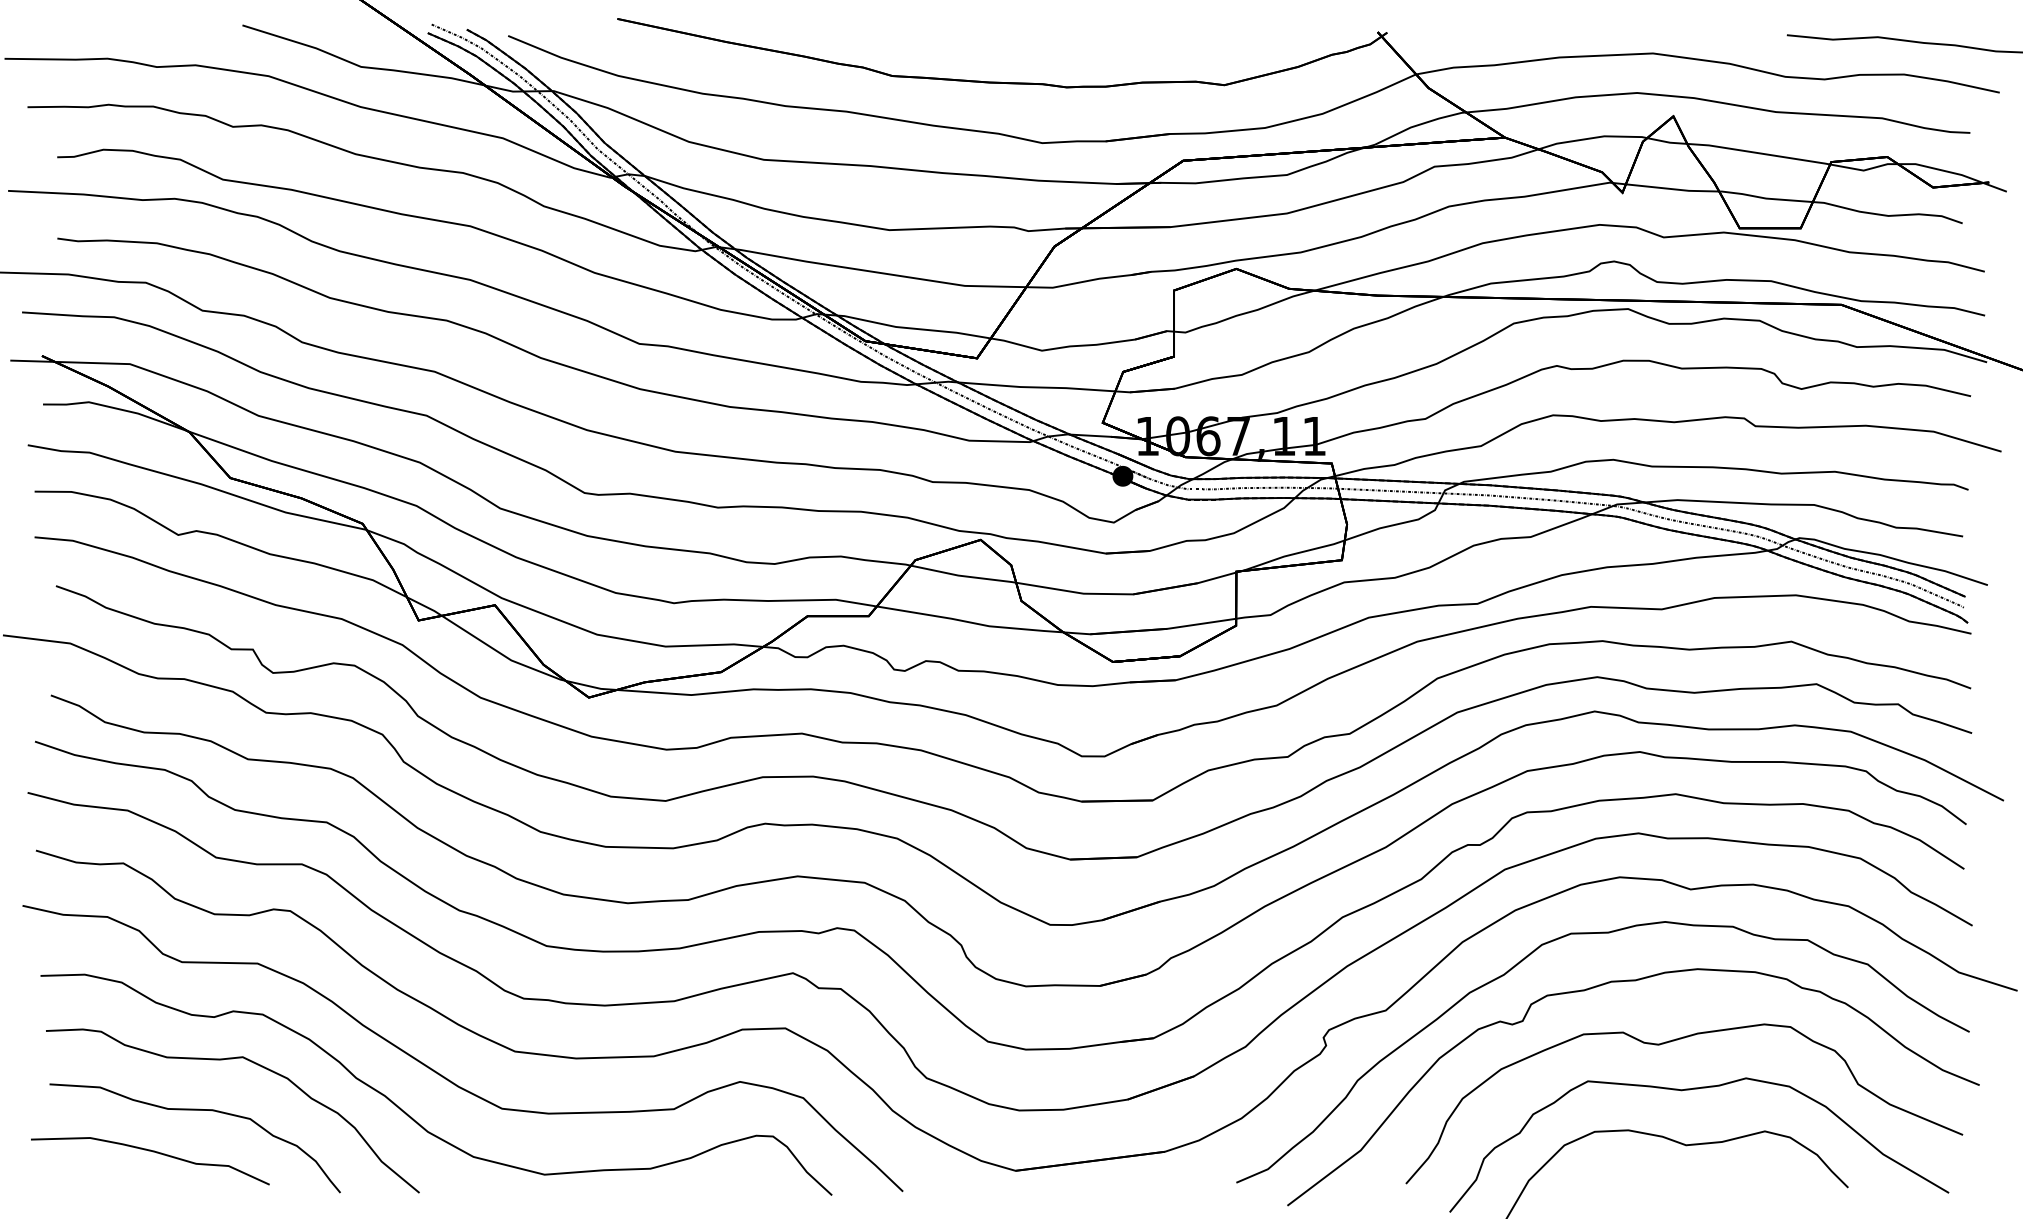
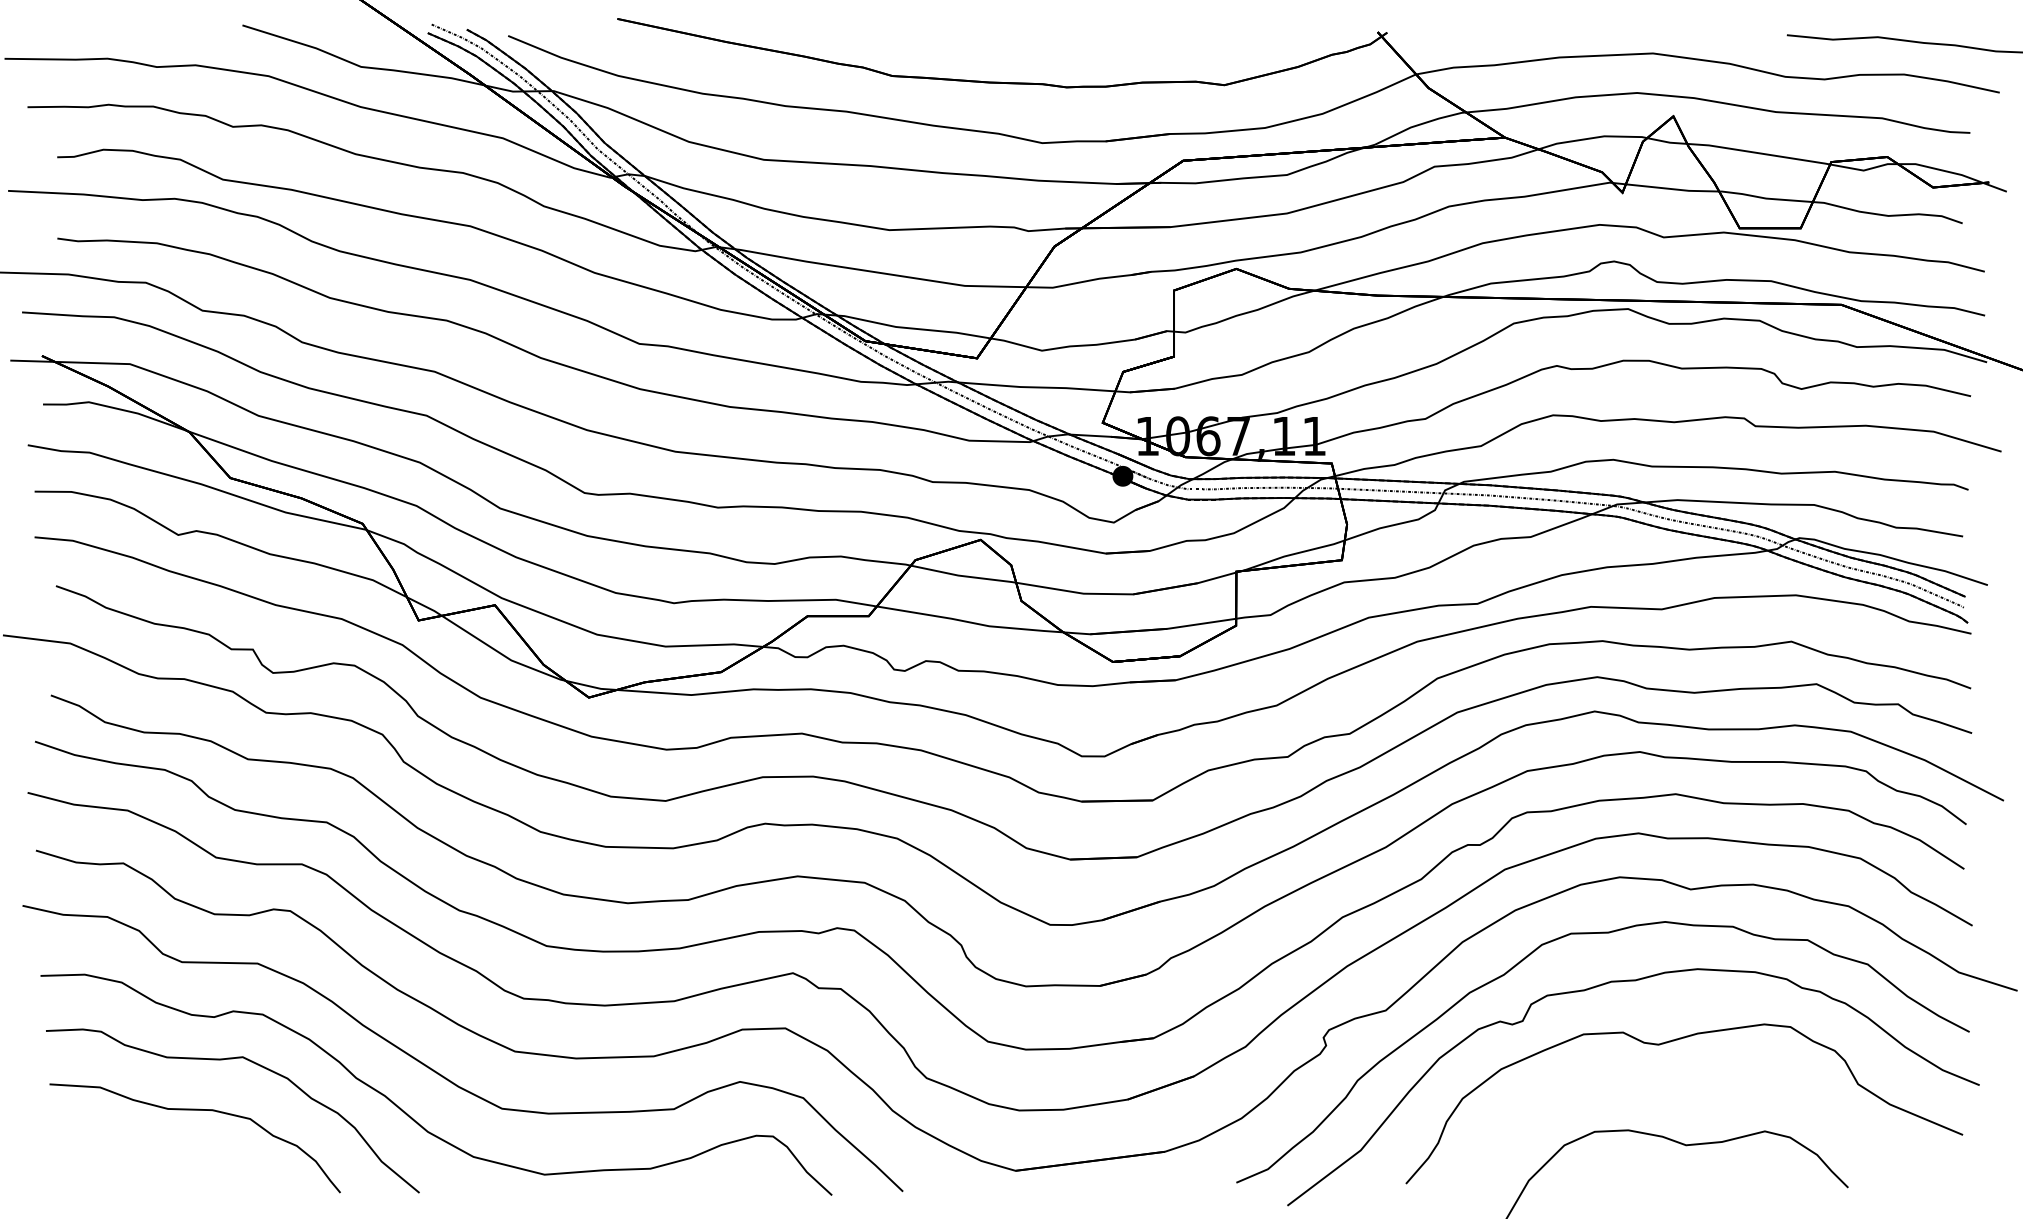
part: present -> none (1690, 1090)
part: present -> none (152, 1152)
